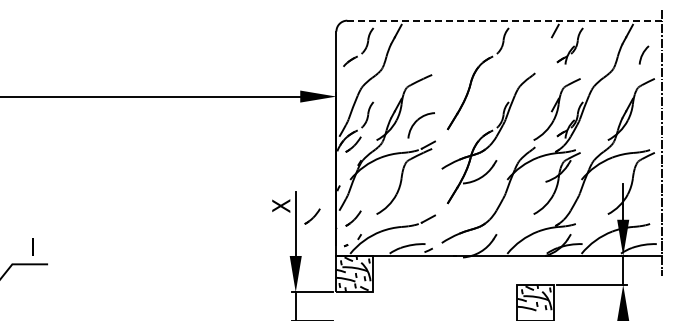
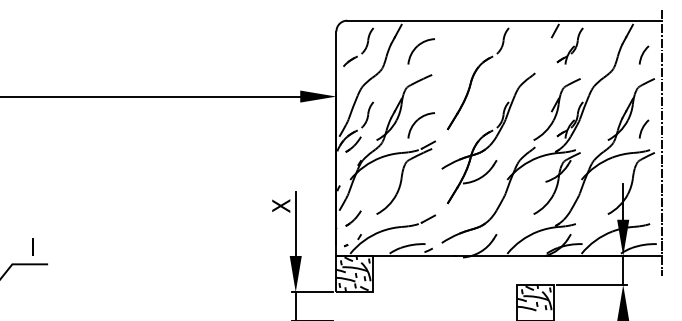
line: dashed -> solid (503, 20)
part: none -> present (420, 51)
arc: none -> present (643, 128)
line: present -> none (313, 216)
